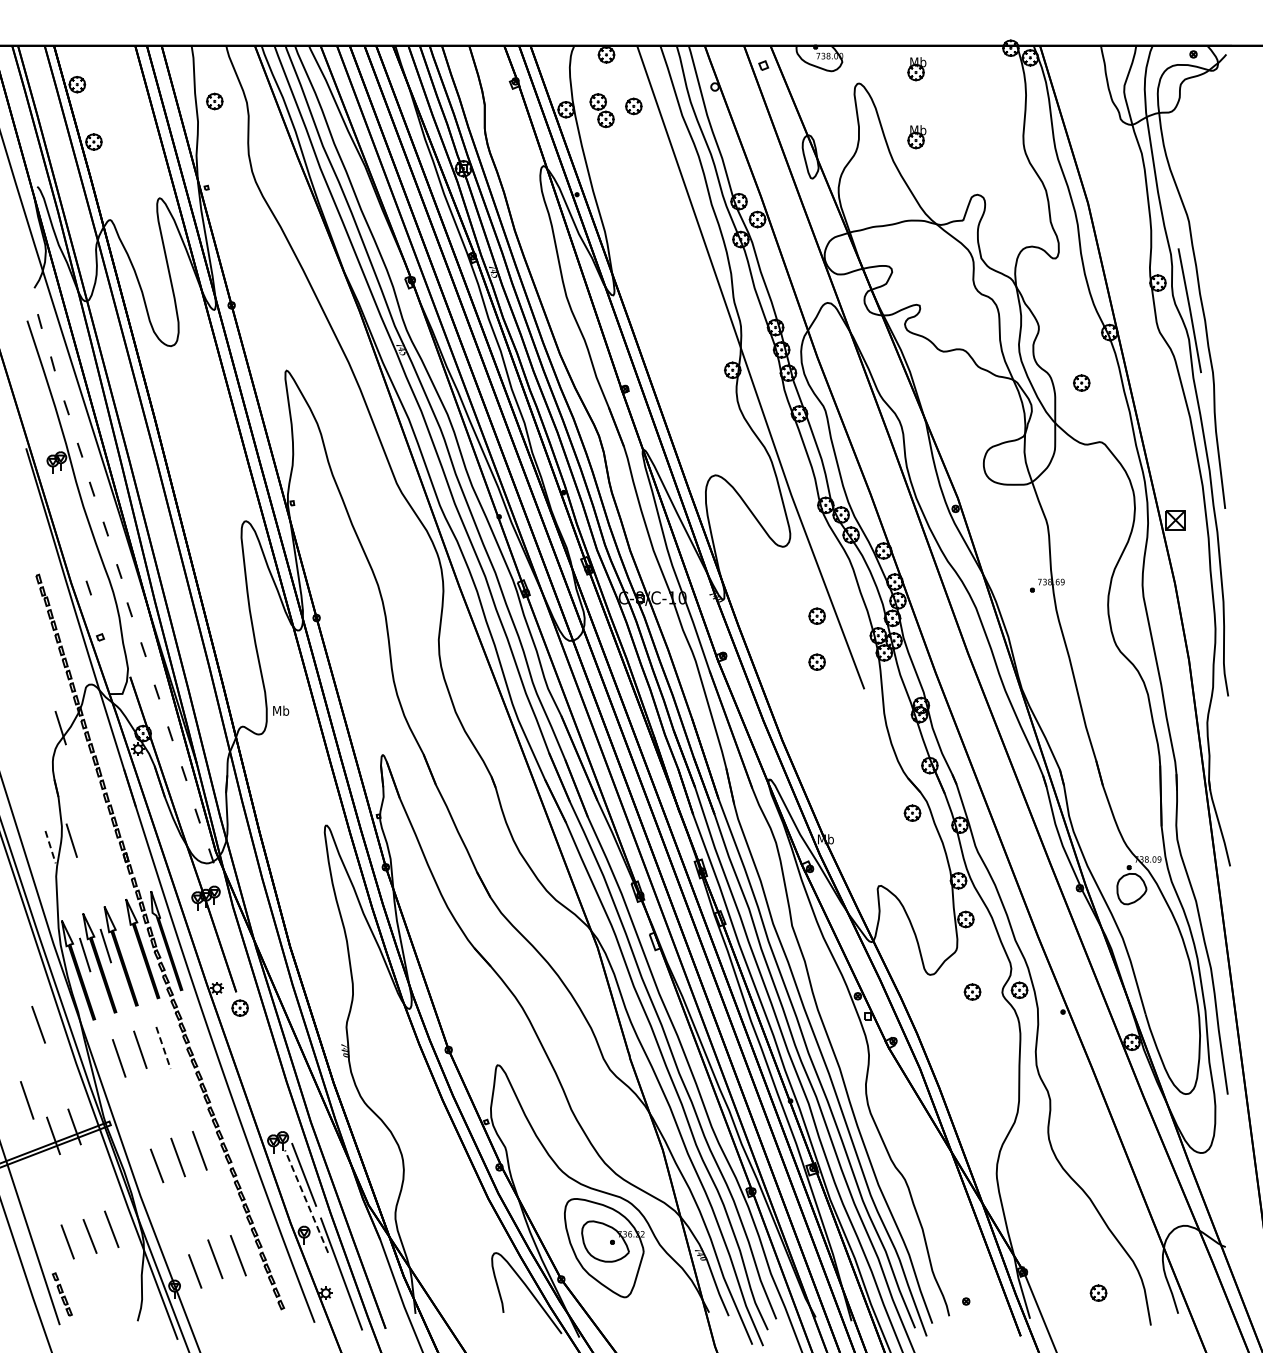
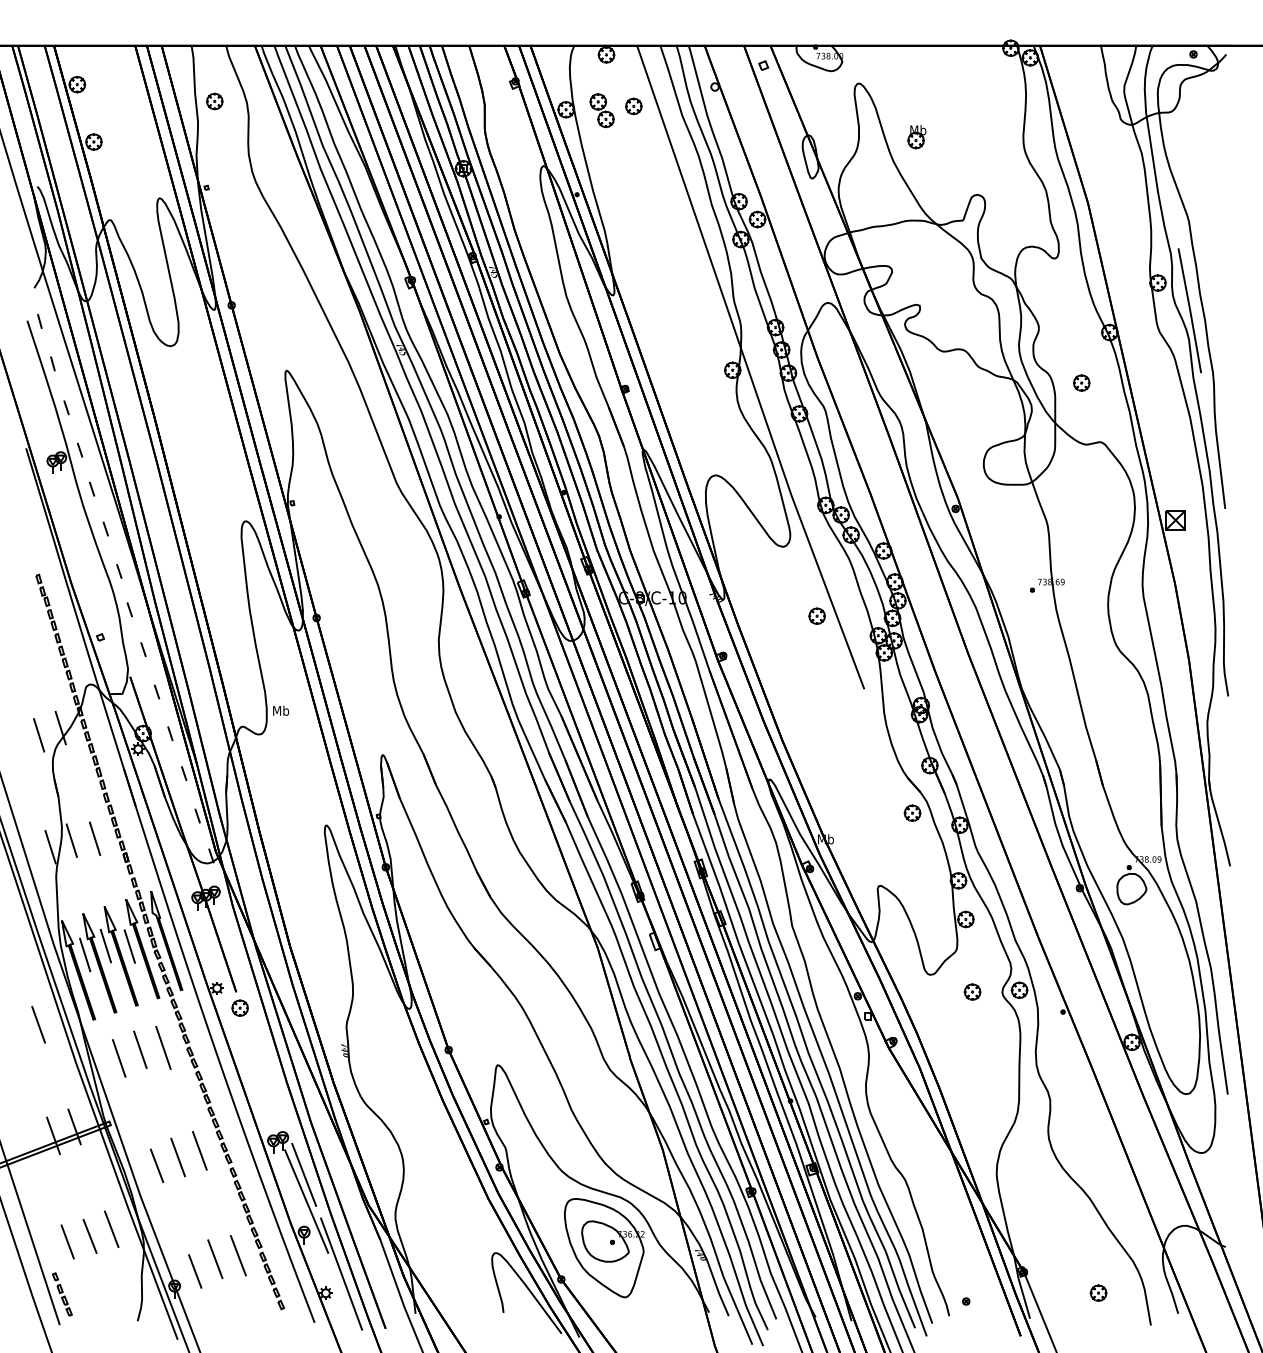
part: present -> none (916, 69)
line: present -> none (88, 587)
part: present -> none (816, 661)
line: none -> present (39, 735)
line: none -> present (94, 838)
line: dashed -> solid (50, 847)
line: none -> present (129, 946)
line: dashed -> solid (163, 1048)
line: present -> none (27, 1100)
line: dashed -> solid (306, 1201)
